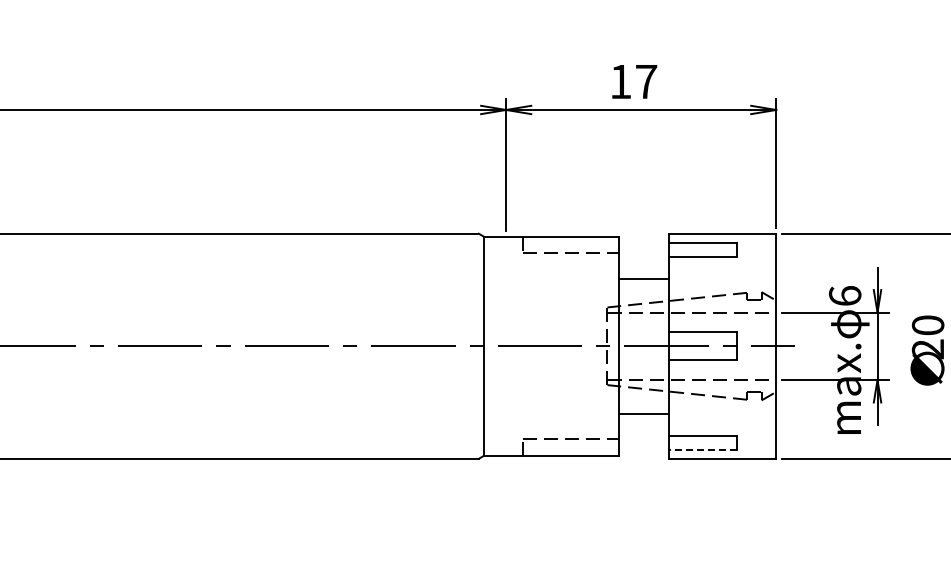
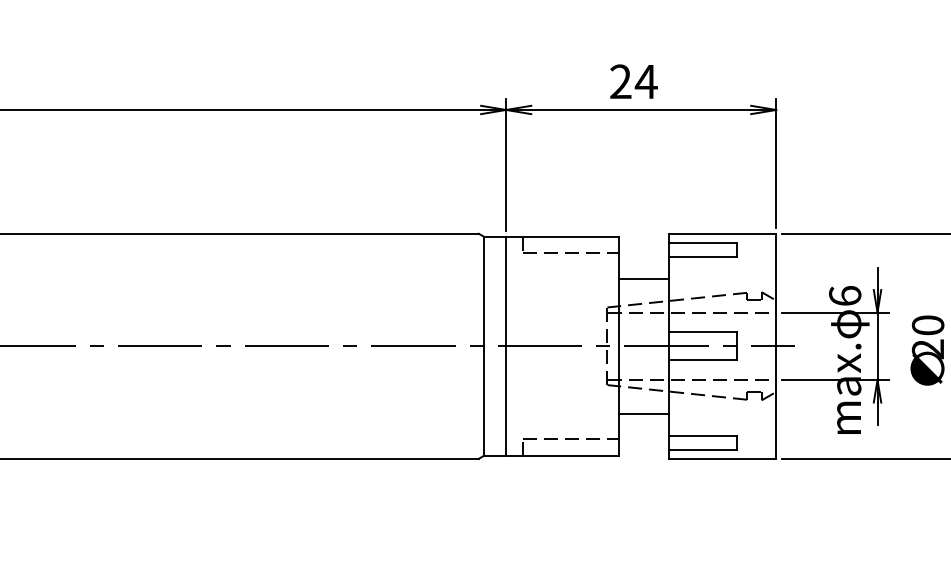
text: 17 -> 24 (633, 81)
line: none -> present (506, 345)
line: dashed -> solid (703, 450)
